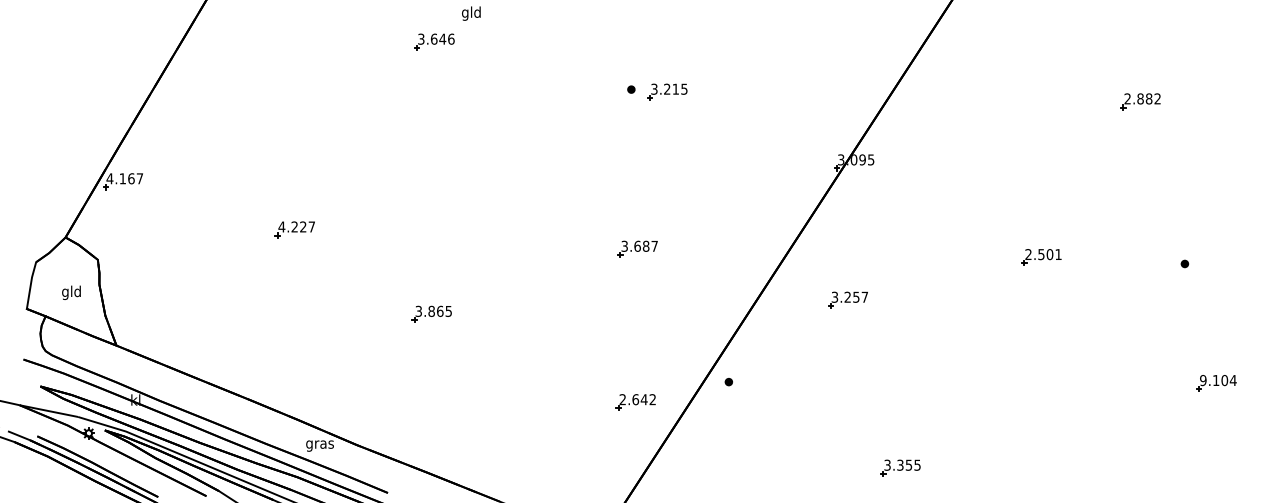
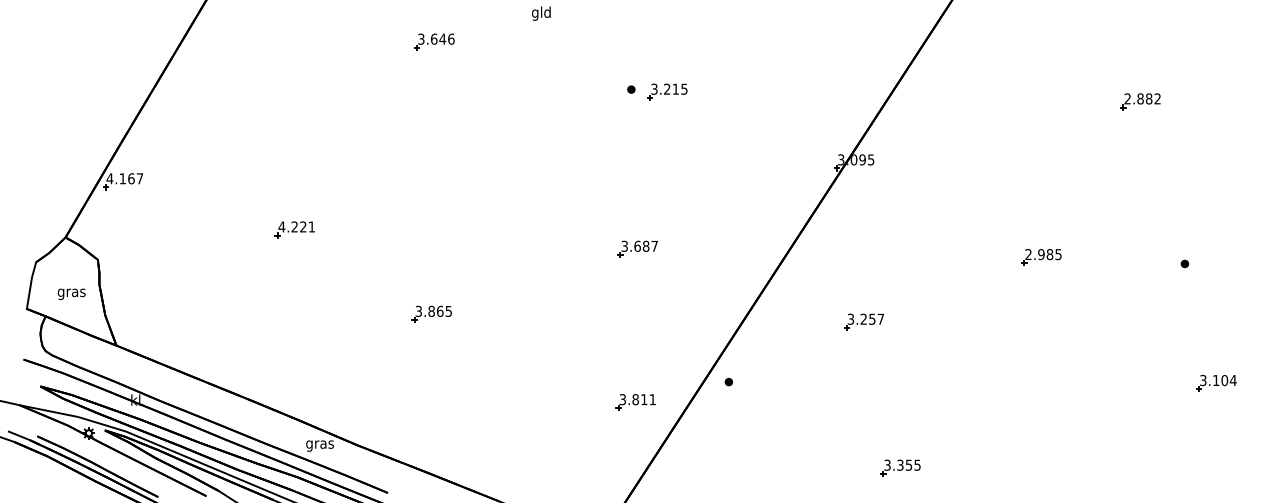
text position: (471, 13) -> (541, 13) (541, 13)
text: 4.227 -> 4.221 (311, 226)
text: 2.501 -> 2.985 (1049, 254)
text: gld -> gras (71, 292)
part position: (847, 299) -> (863, 321) (863, 321)
text: 9.104 -> 3.104 (1203, 380)
text: 2.642 -> 3.811 (637, 399)
